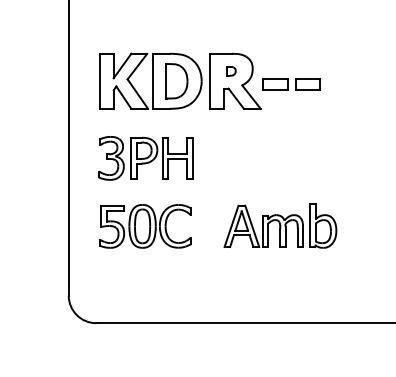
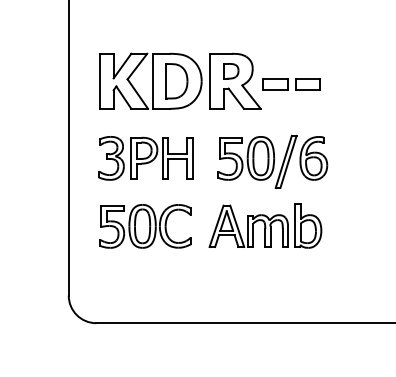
part size: 11x11 px -> 17x17 px (231, 71)
part: none -> present (272, 161)
part position: (280, 225) -> (265, 225) (265, 225)
